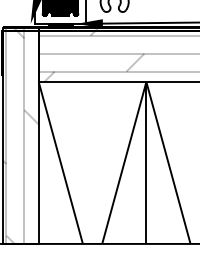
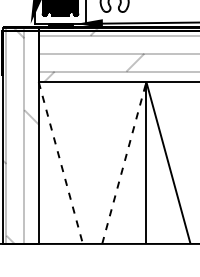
line: solid -> dashed (60, 162)
line: solid -> dashed (124, 162)
